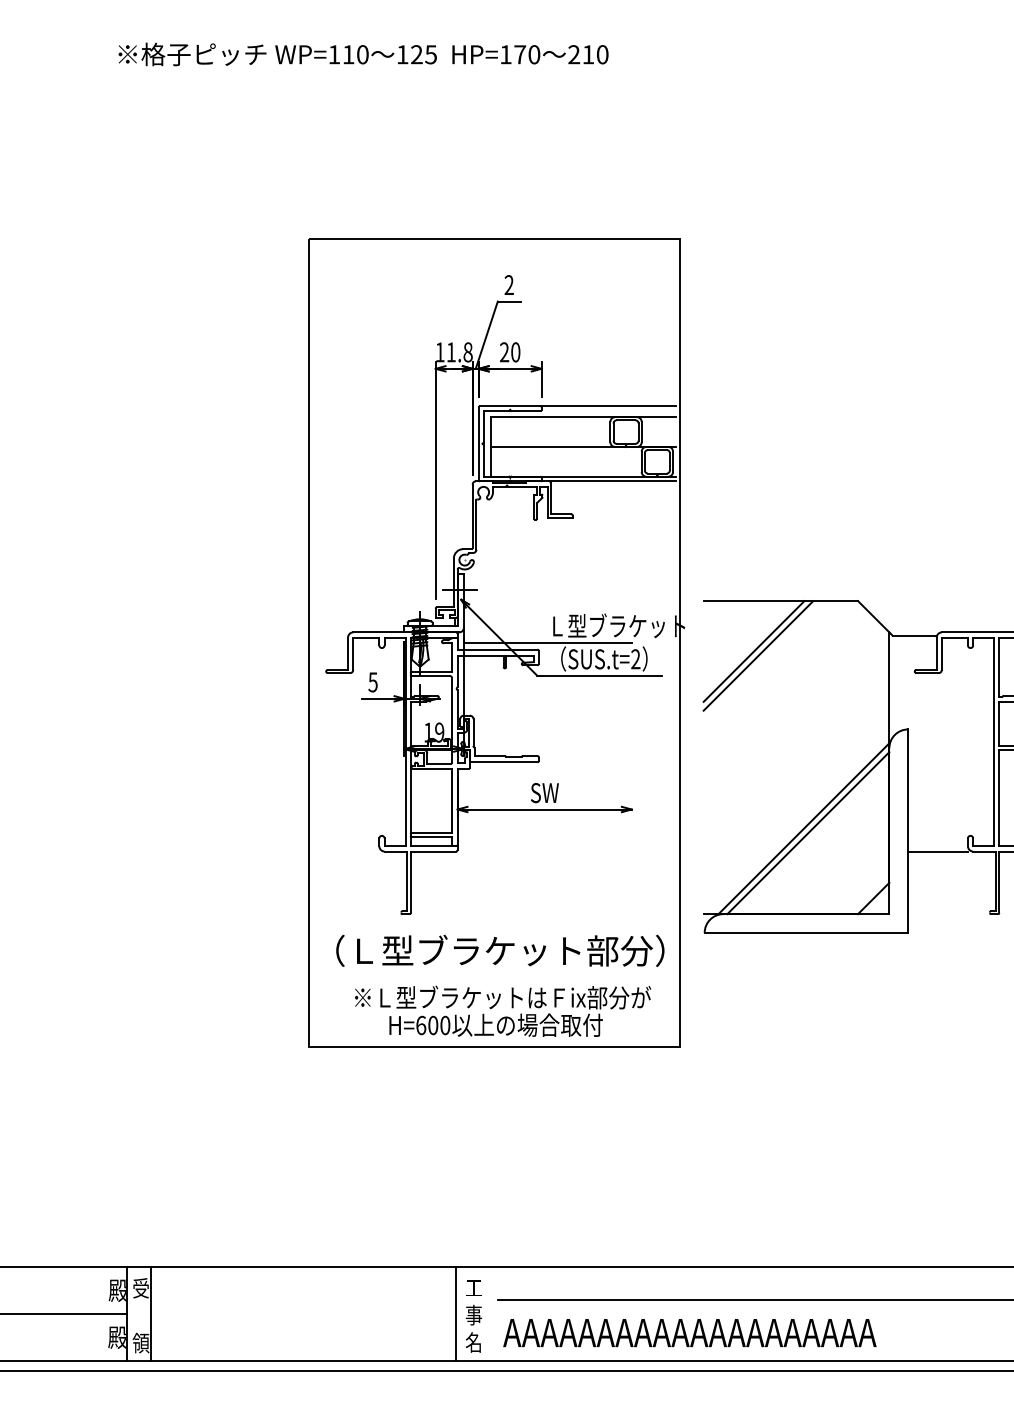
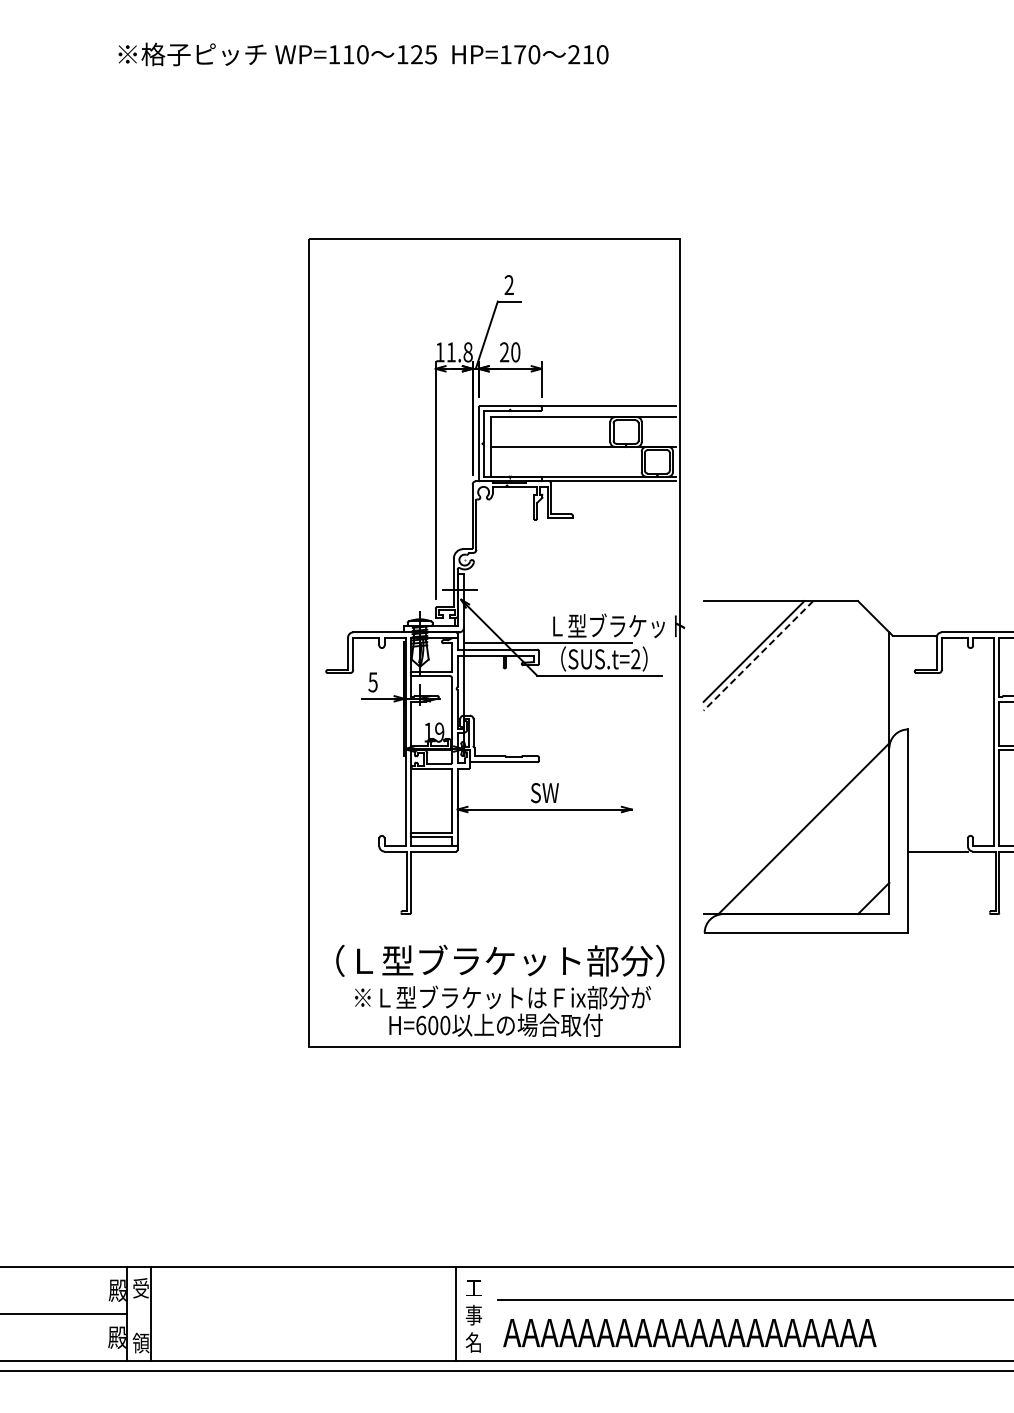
line: solid -> dashed (758, 656)
line: present -> none (808, 833)
text position: (500, 950) -> (500, 960) (500, 960)
